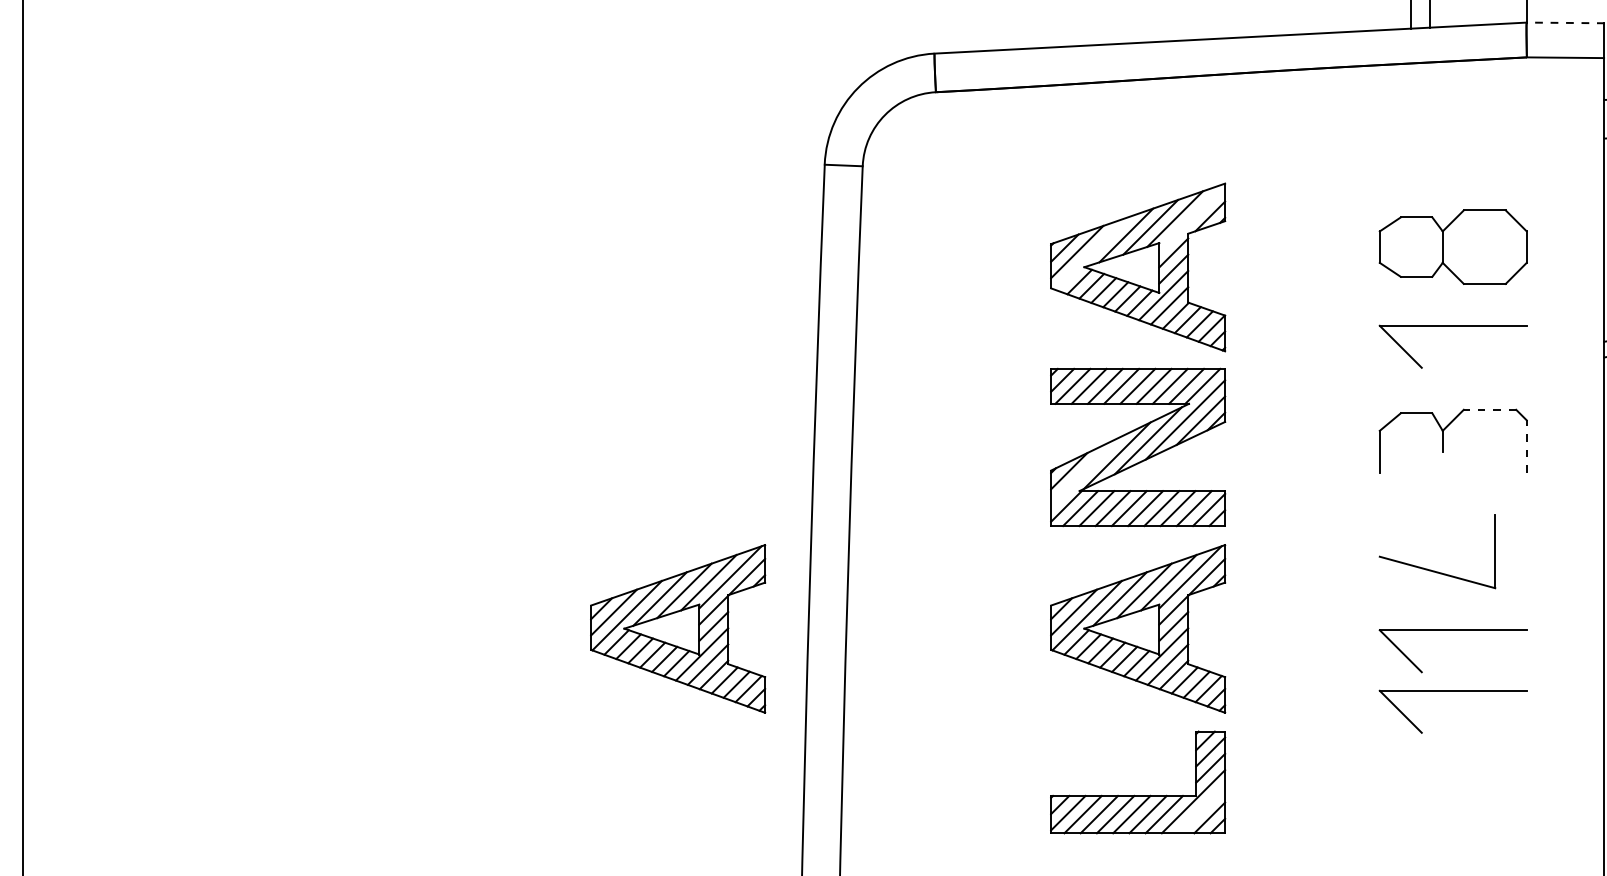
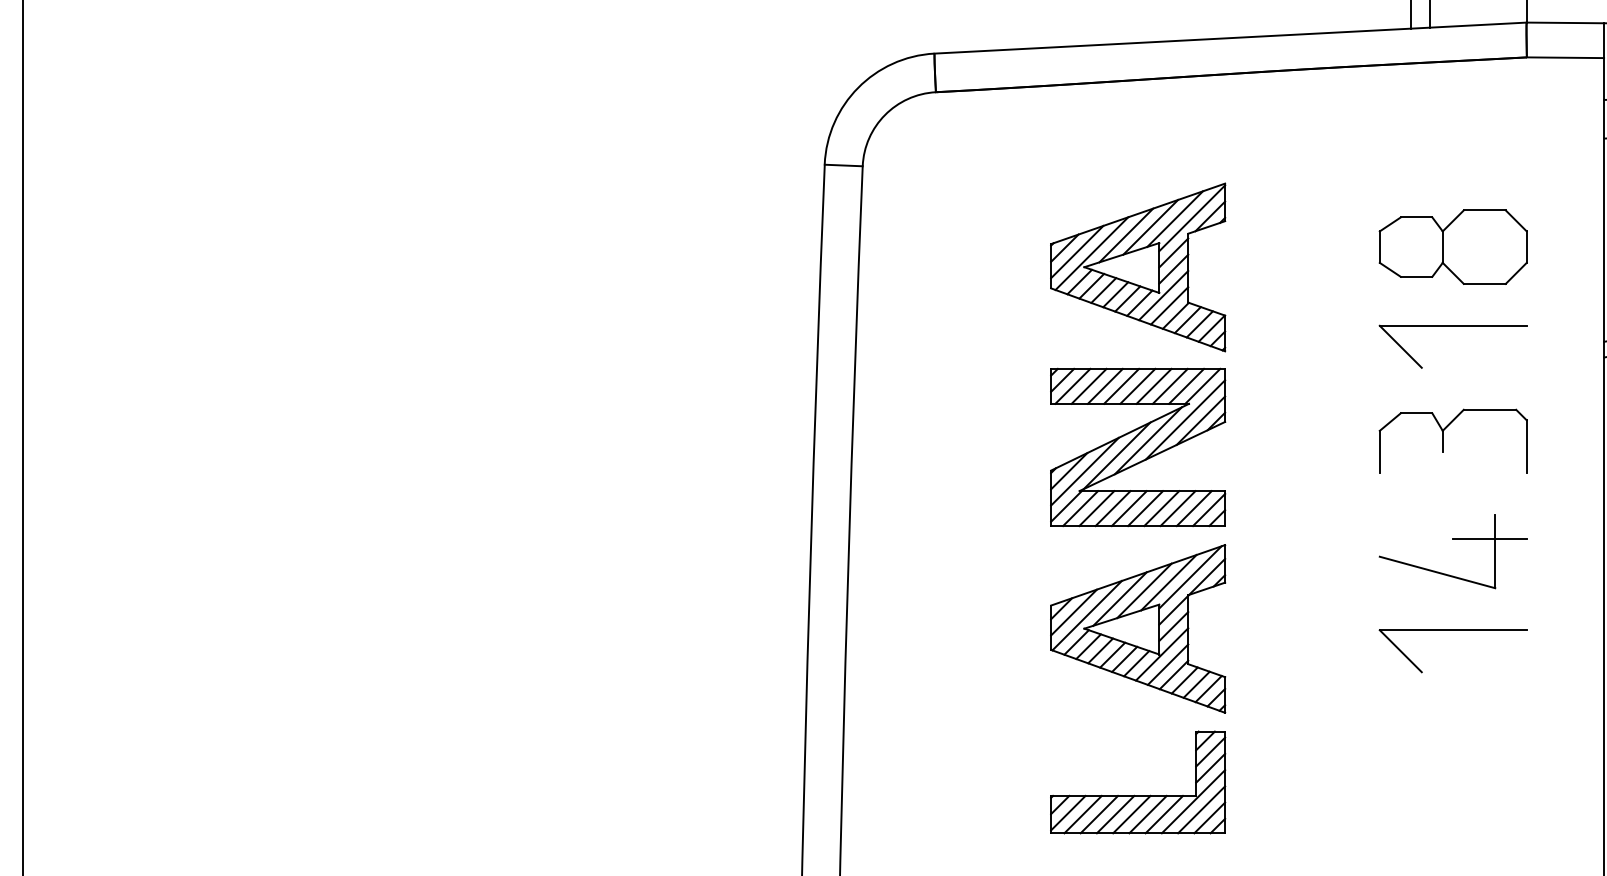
line: dashed -> solid (1566, 22)
line: none -> present (1192, 218)
line: none -> present (1091, 253)
line: dashed -> solid (1489, 409)
line: dashed -> solid (1526, 446)
line: none -> present (1084, 471)
line: none -> present (1489, 539)
part: present -> none (678, 628)
part: present -> none (1452, 691)
line: none -> present (1201, 809)
